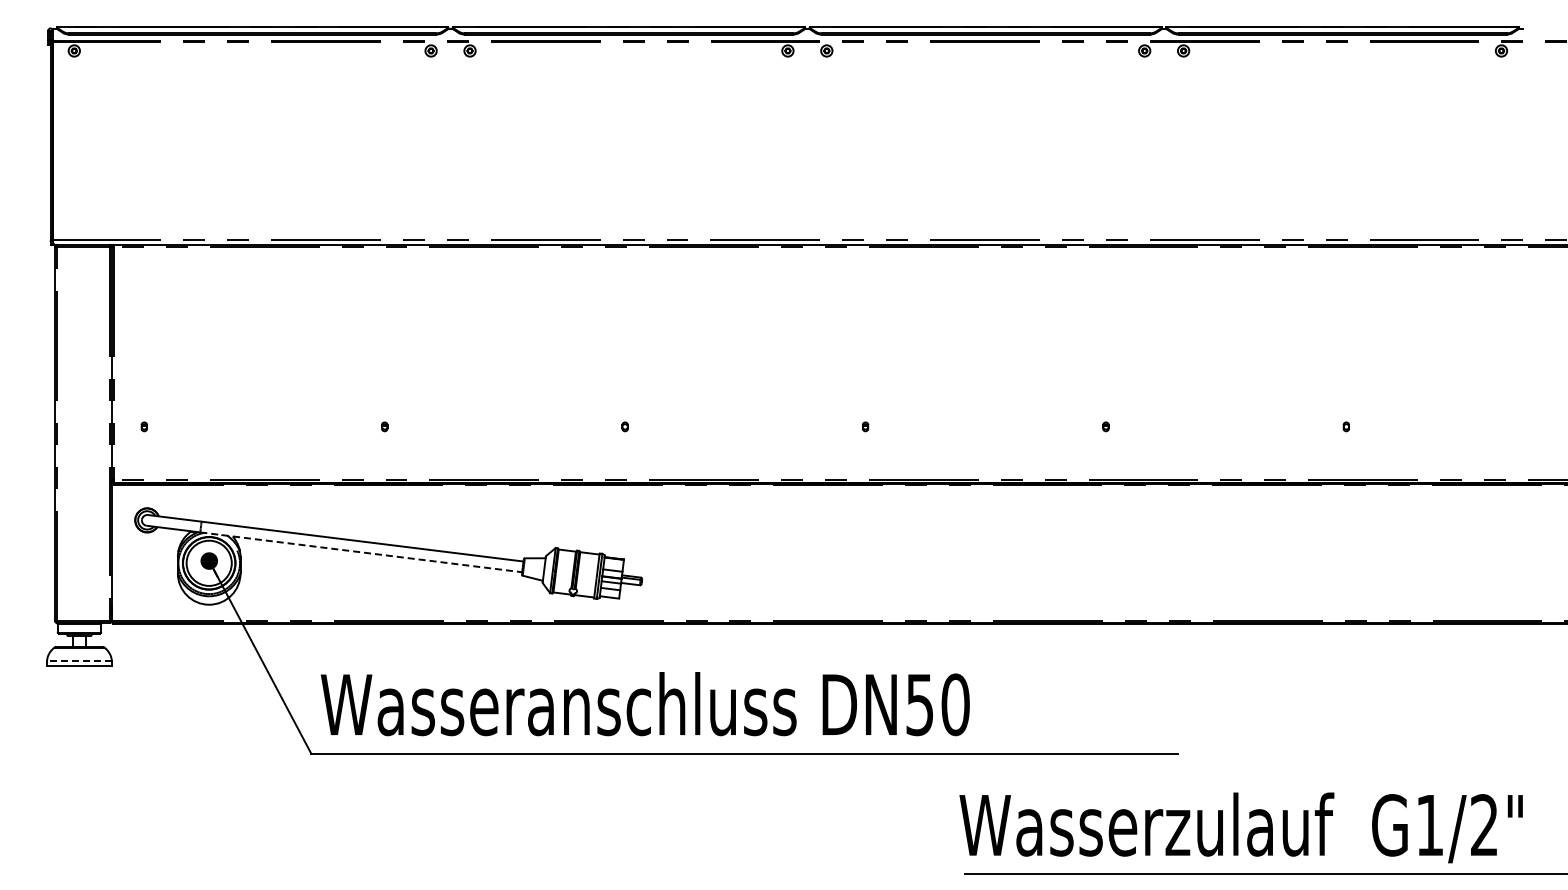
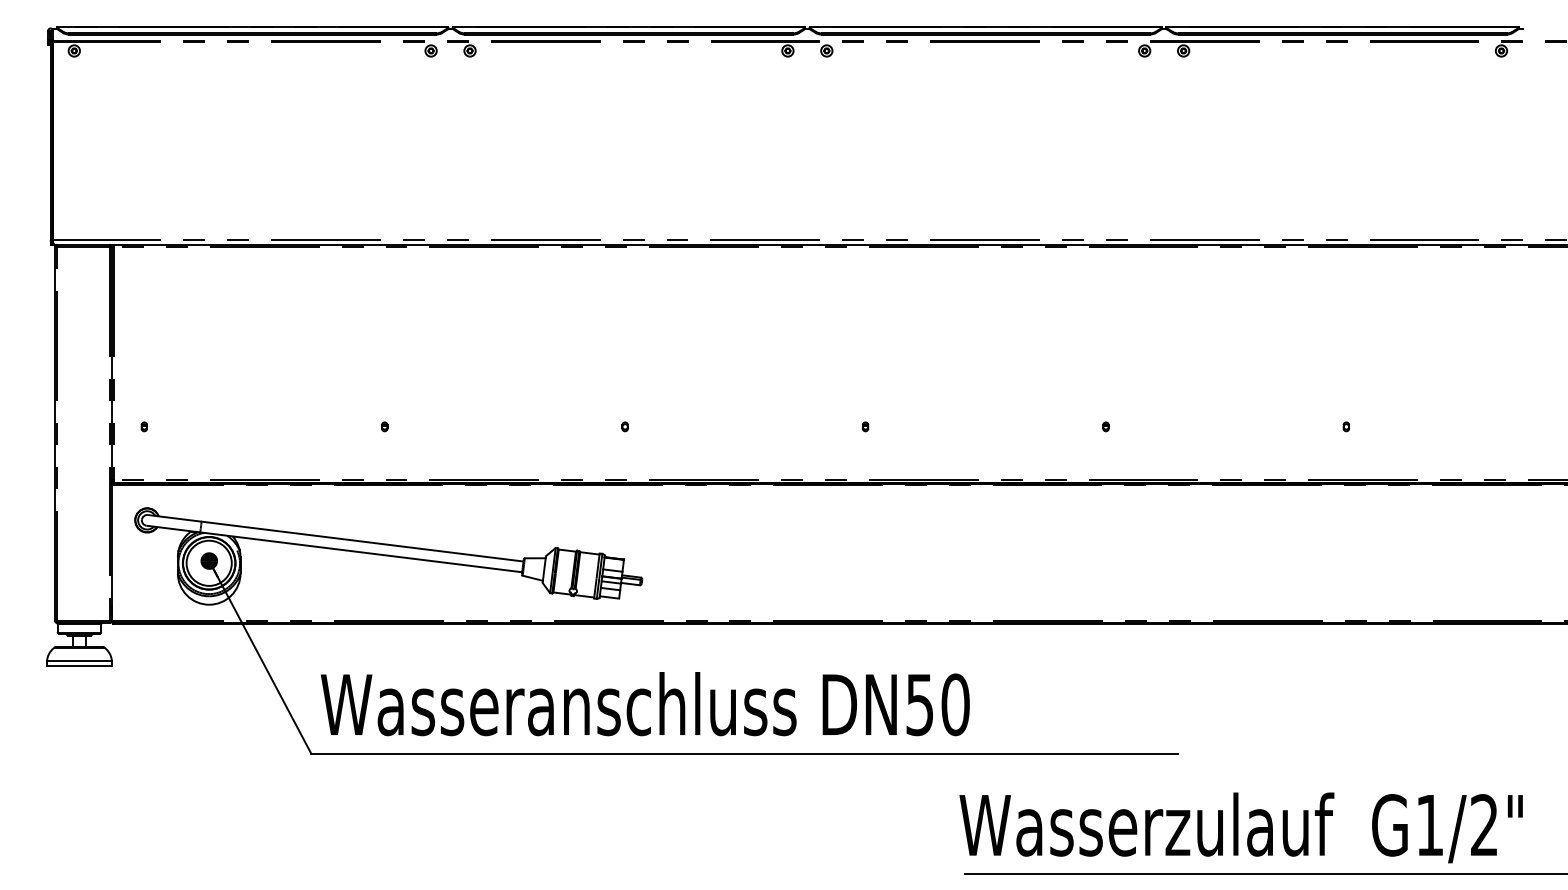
line: dashed -> solid (361, 552)
line: dashed -> solid (78, 660)
